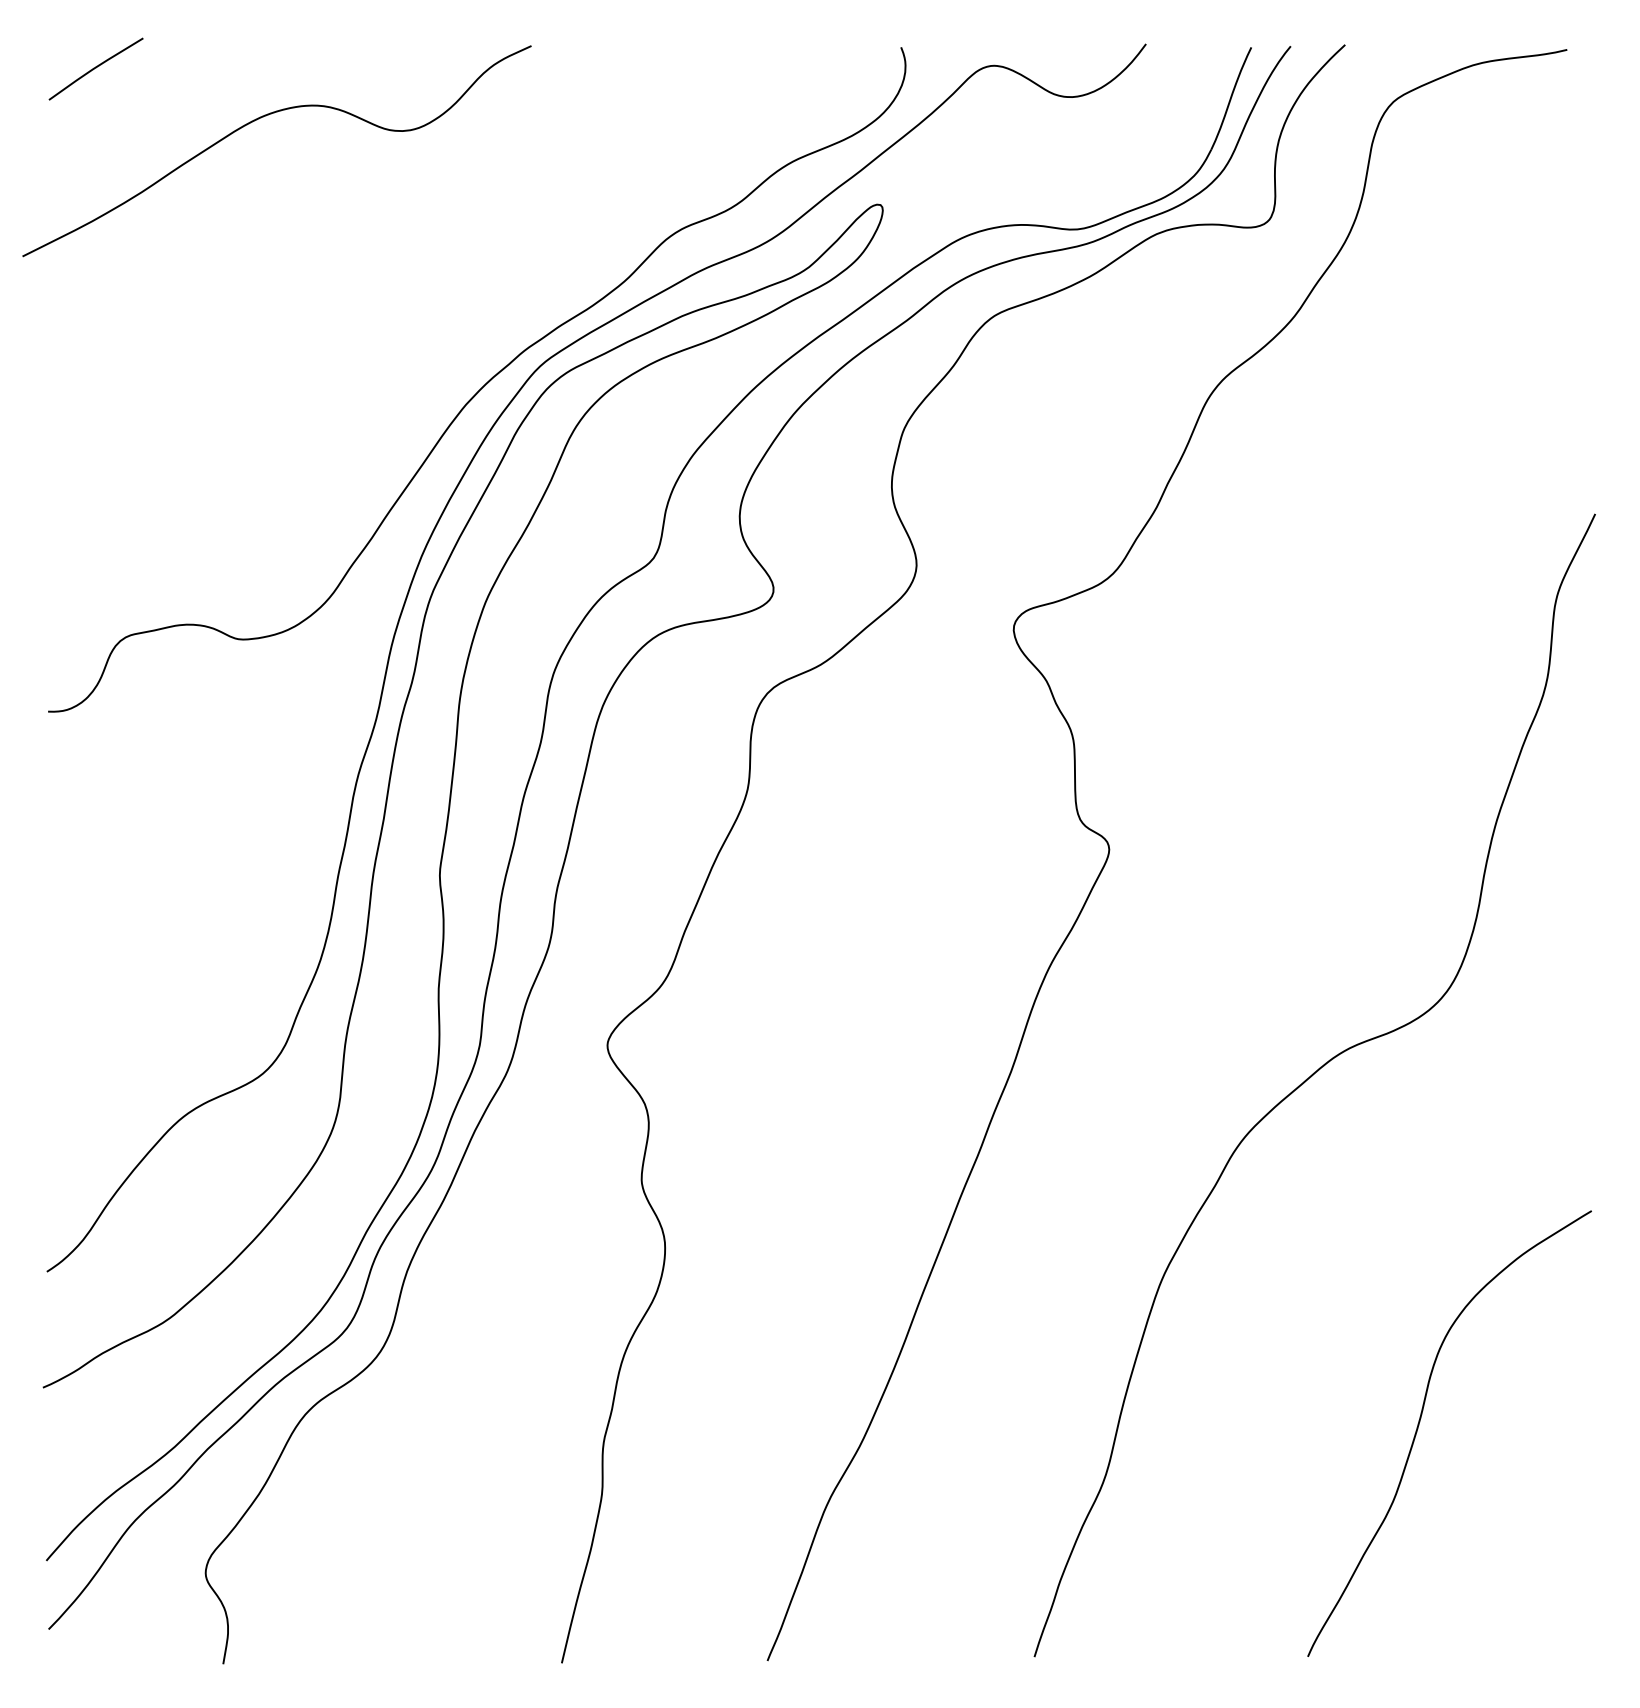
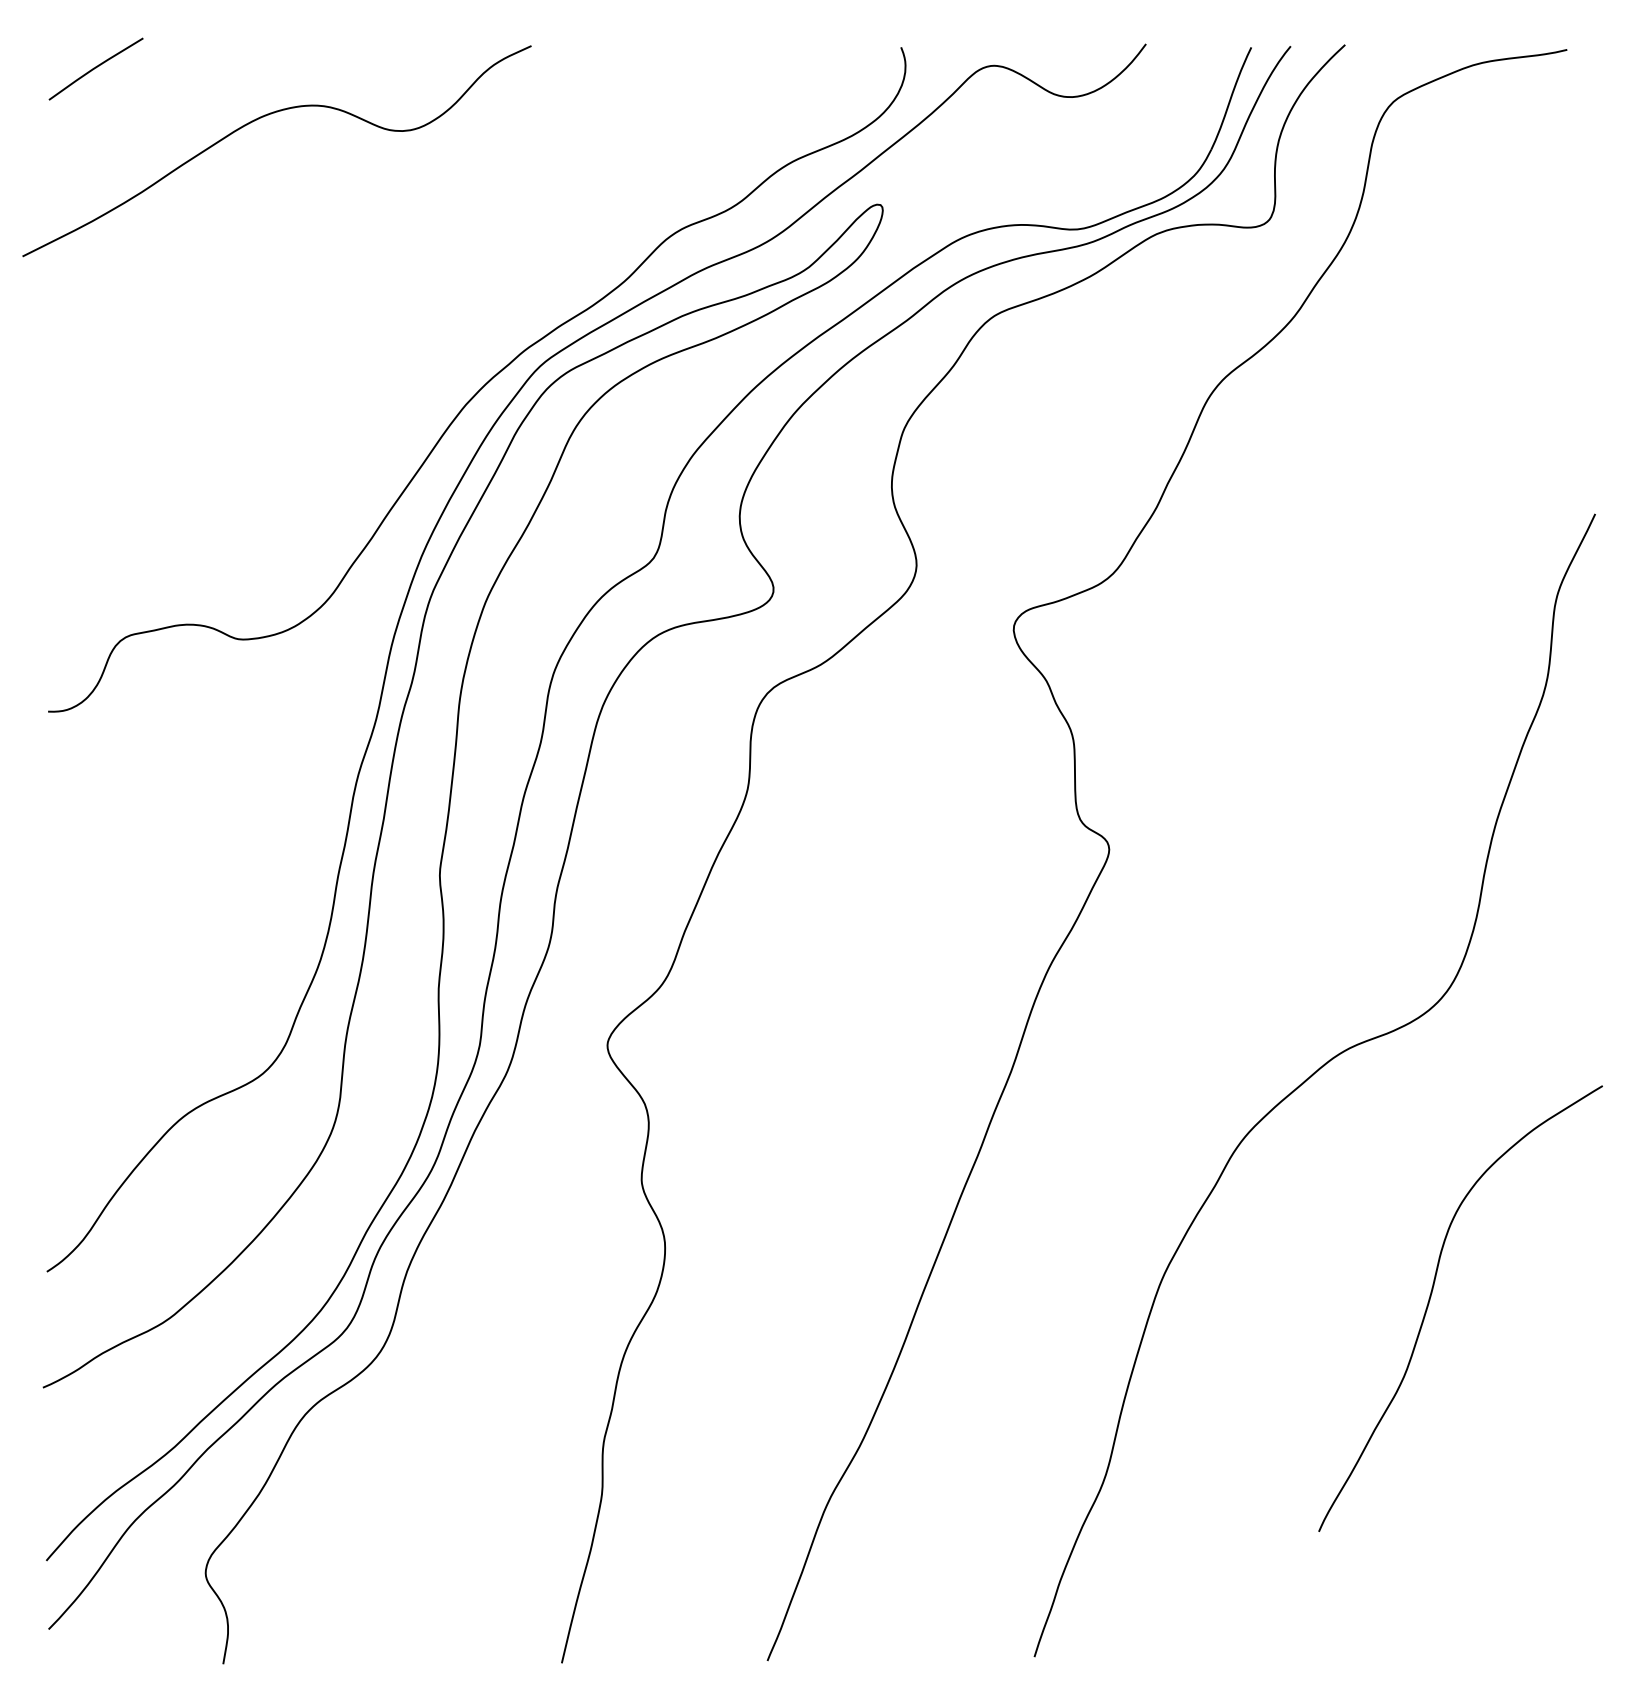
curve position: (1420, 1422) -> (1431, 1297) (1431, 1297)
